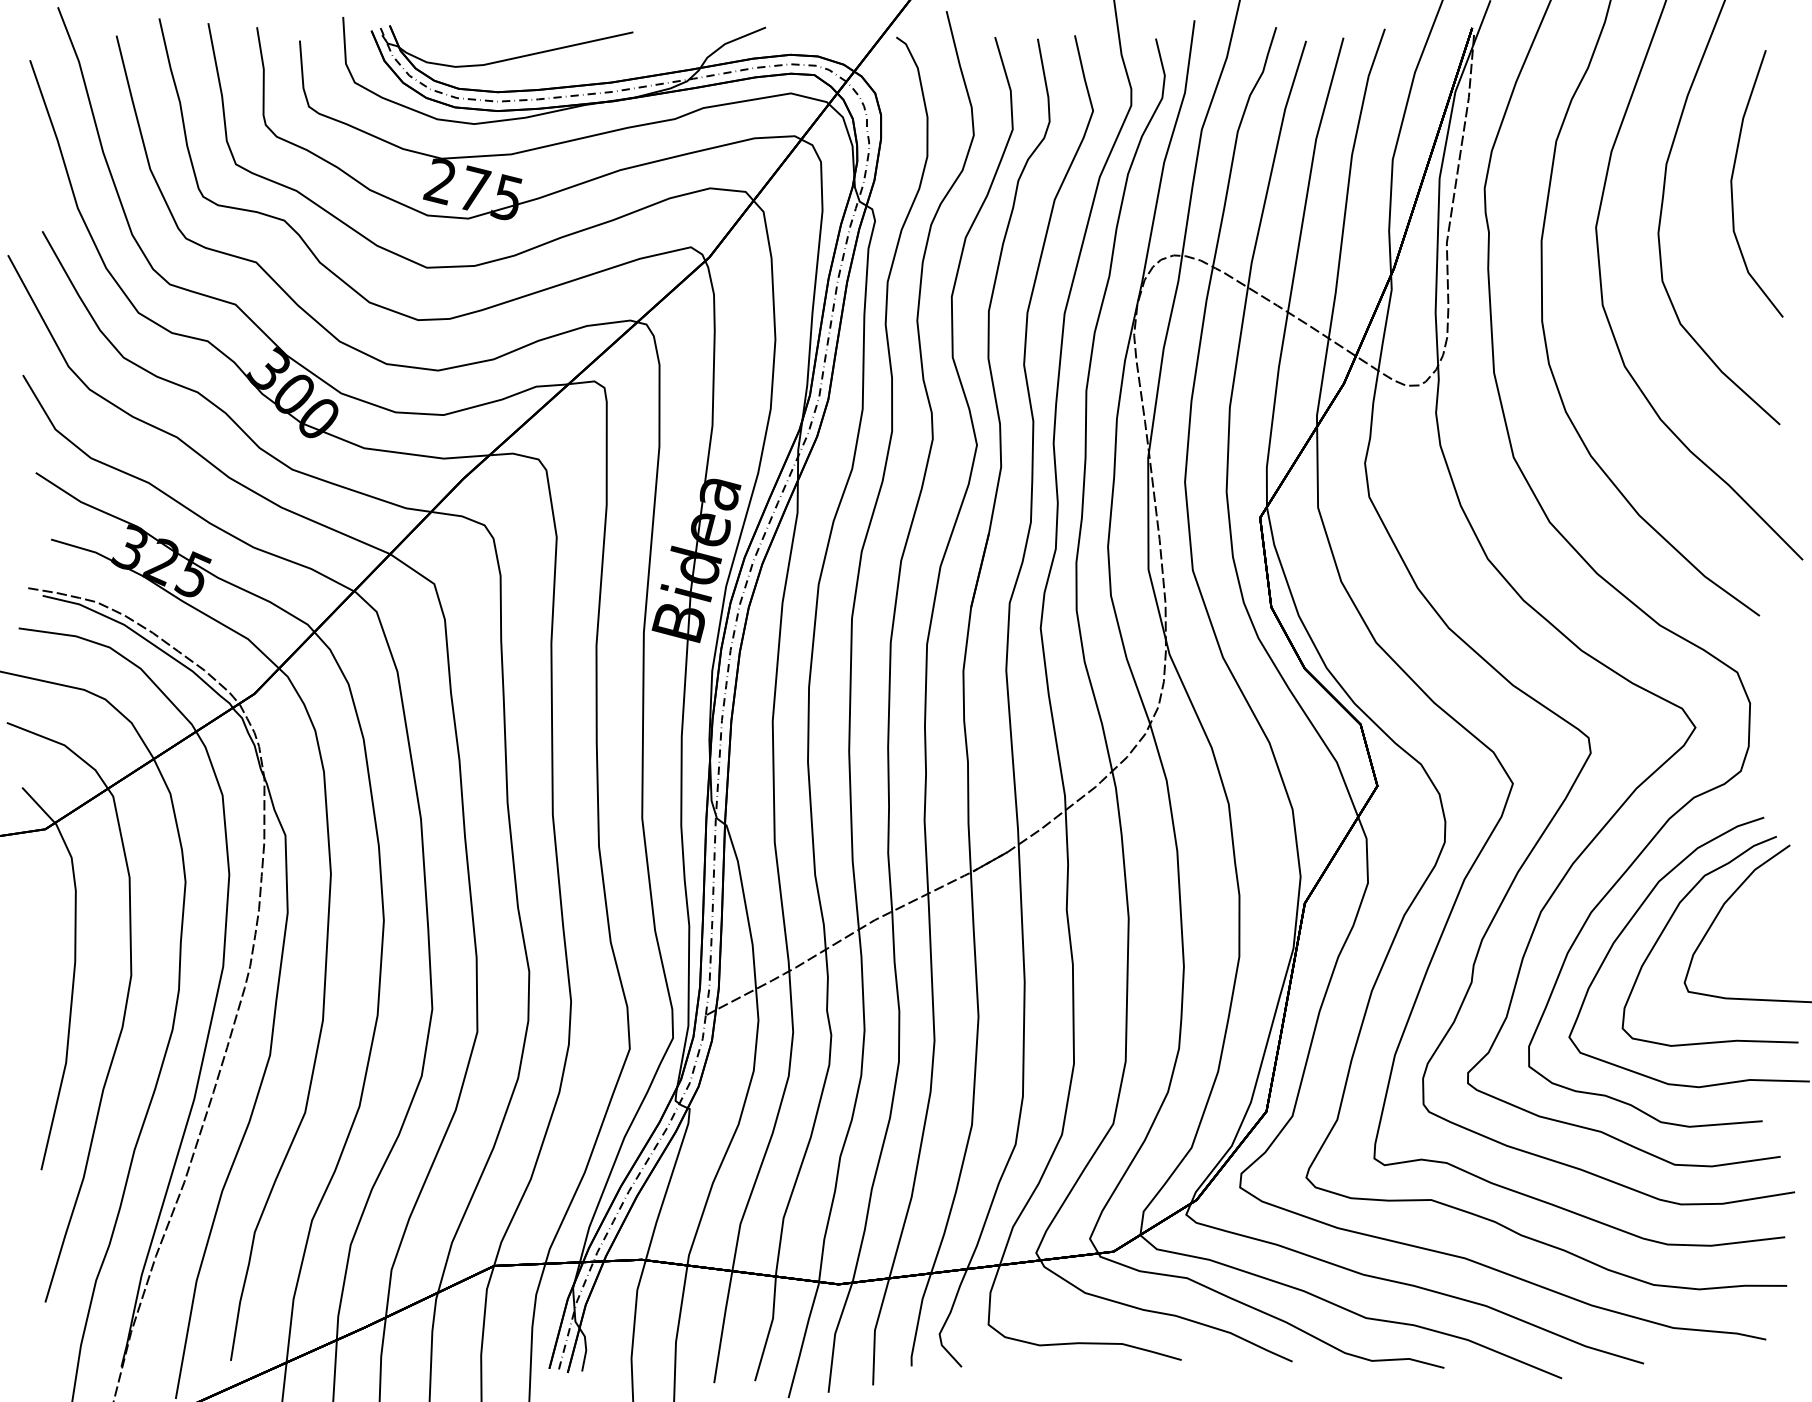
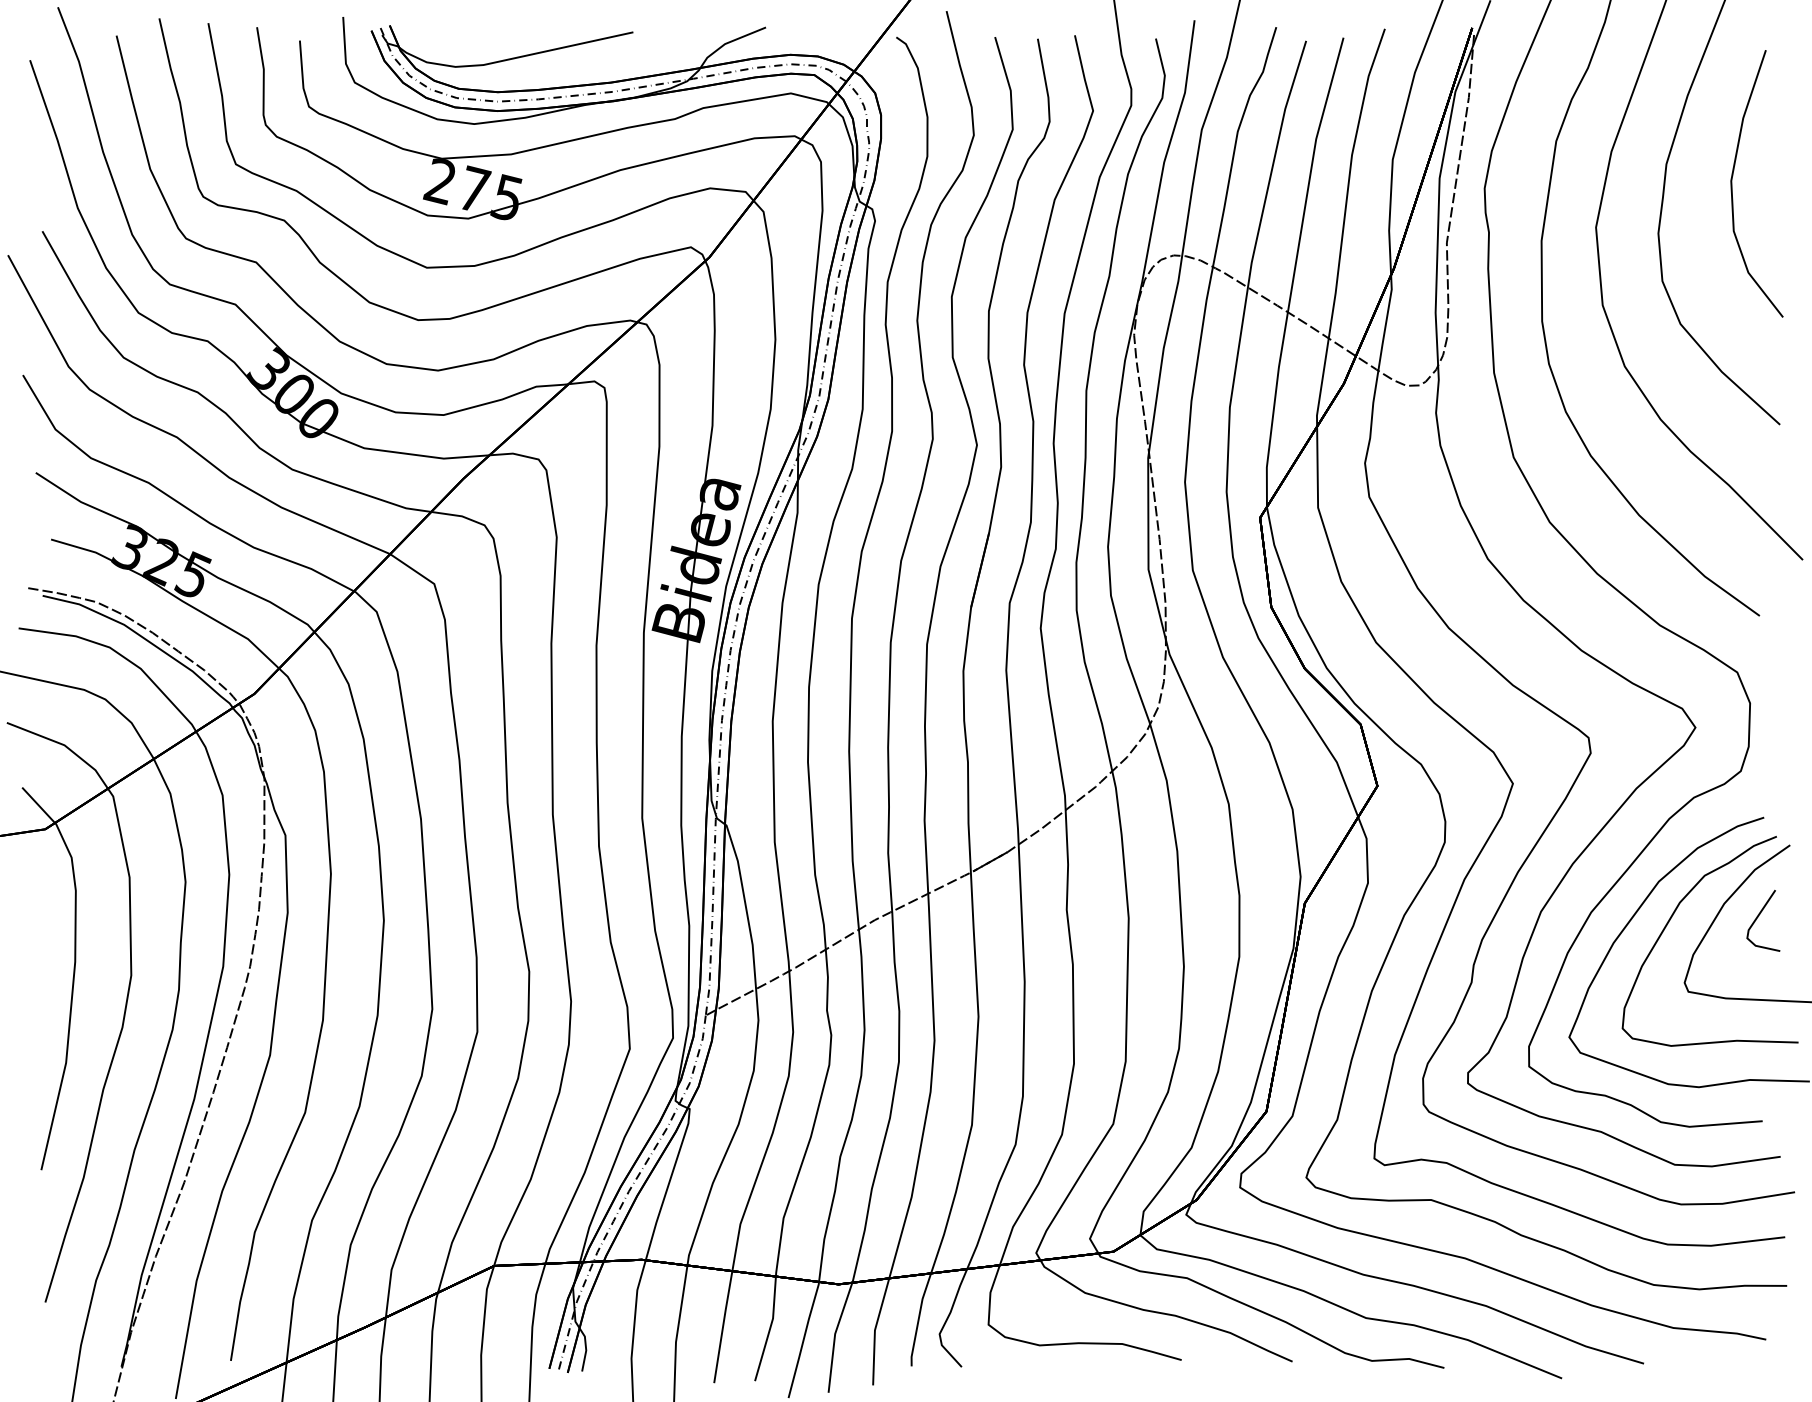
line: none -> present (1758, 917)
